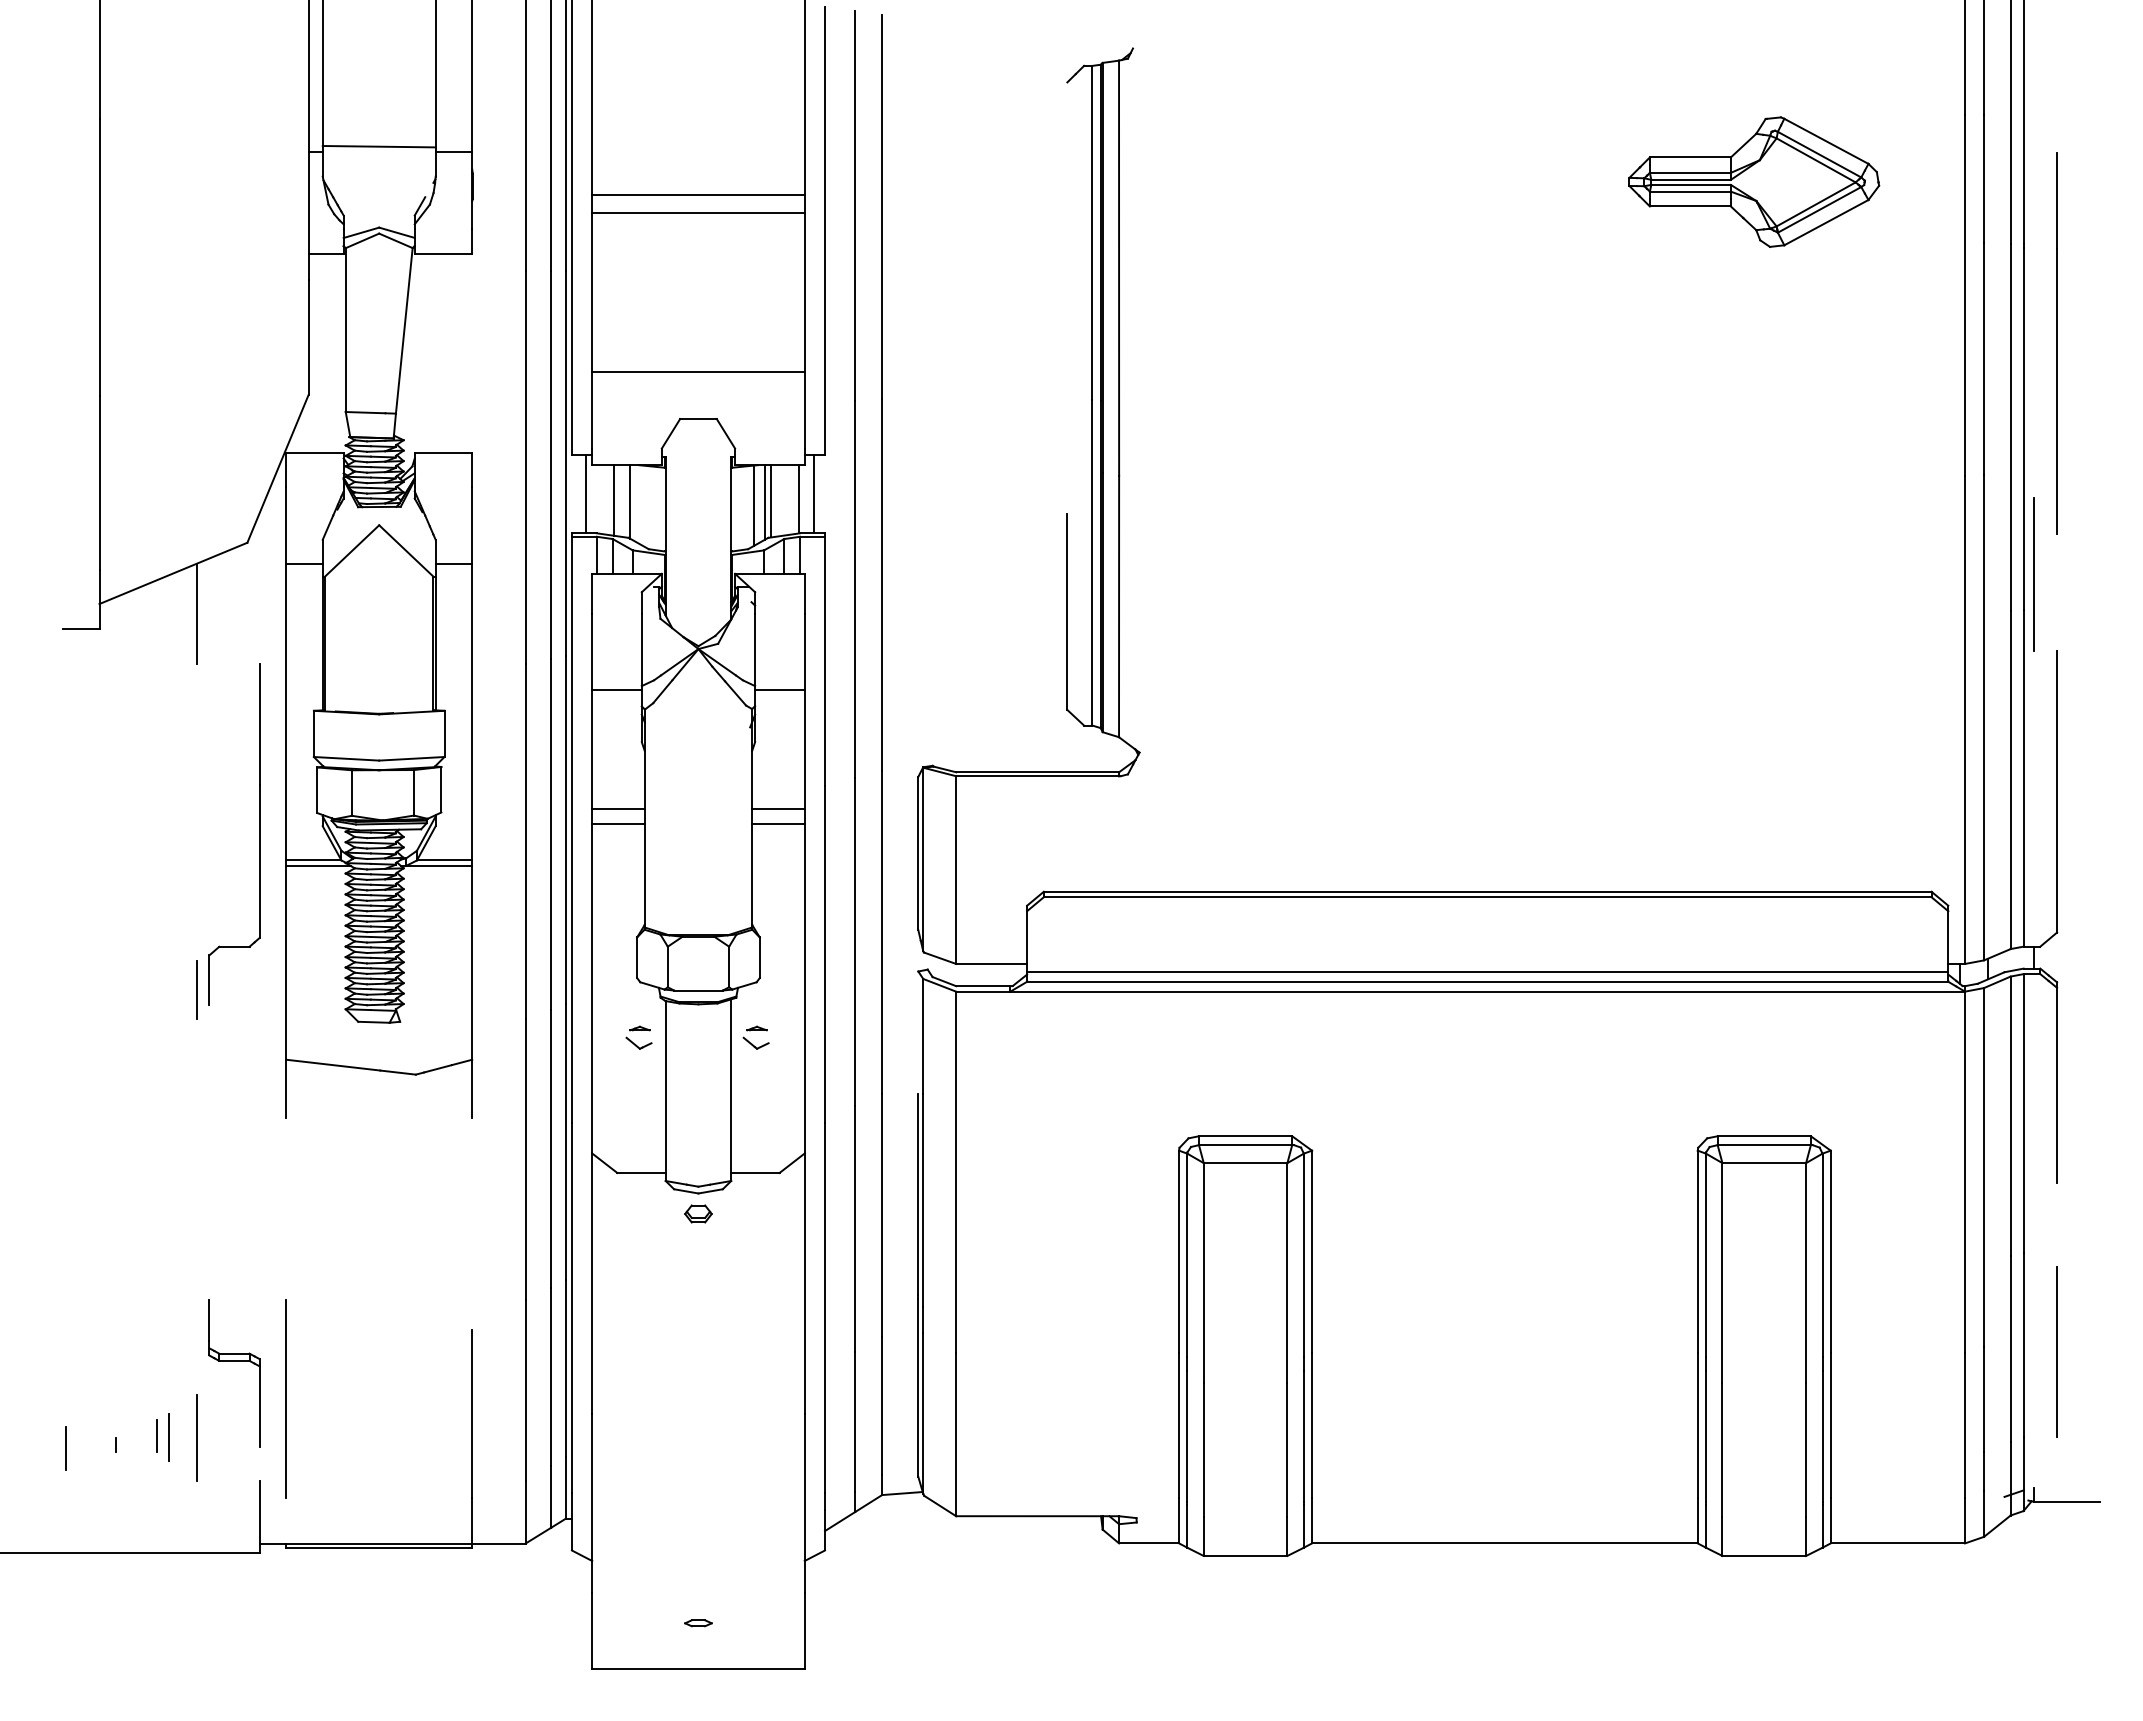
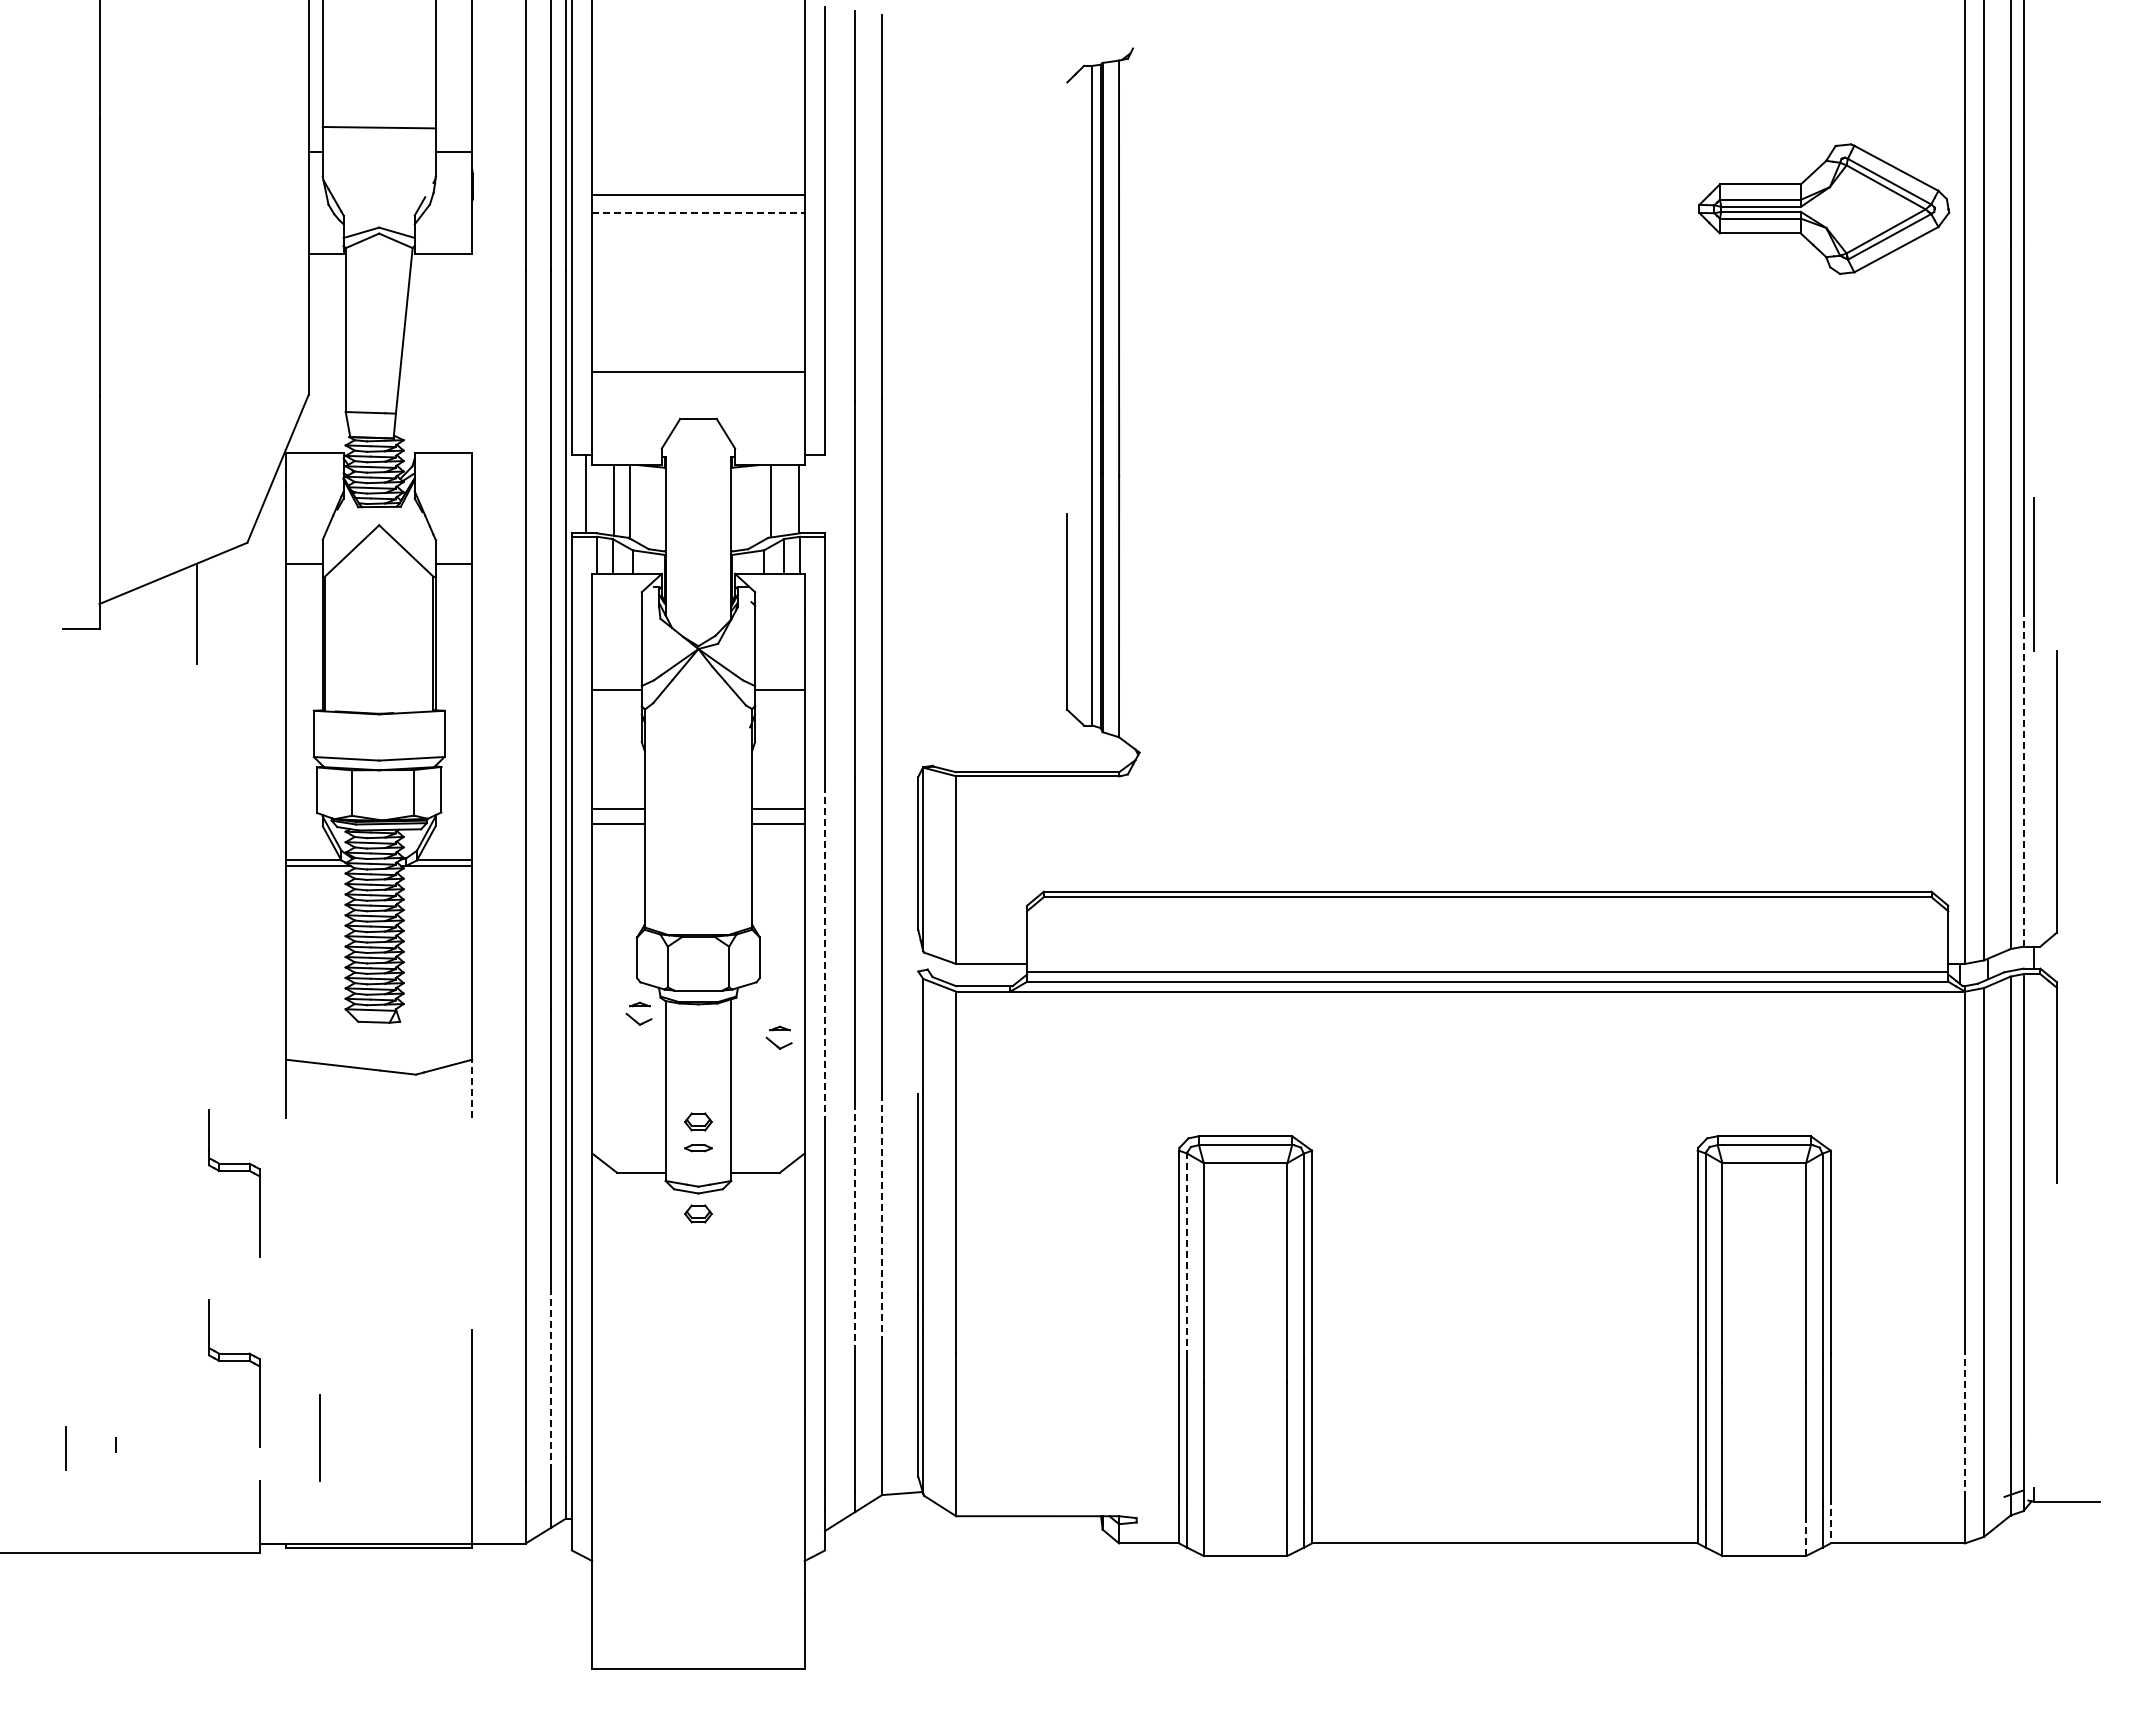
line position: (378, 146) -> (378, 127) (378, 127)
part position: (1754, 181) -> (1824, 208) (1824, 208)
line: solid -> dashed (698, 213)
line: present -> none (2056, 343)
line: present -> none (813, 494)
line: present -> none (764, 502)
line: present -> none (753, 505)
line: solid -> dashed (2023, 778)
part: present -> none (259, 834)
line: solid -> dashed (825, 954)
line: present -> none (196, 989)
part position: (635, 1043) -> (635, 1019) (635, 1019)
part position: (752, 1043) -> (775, 1043) (775, 1043)
line: solid -> dashed (472, 1088)
part: none -> present (698, 1121)
part: none -> present (234, 1171)
line: solid -> dashed (882, 1216)
line: solid -> dashed (855, 1228)
line: solid -> dashed (1187, 1256)
line: present -> none (2057, 1351)
line: solid -> dashed (551, 1377)
line: present -> none (285, 1398)
line: solid -> dashed (1965, 1424)
line: present -> none (156, 1435)
line: present -> none (169, 1437)
line position: (196, 1437) -> (319, 1437) (319, 1437)
line: solid -> dashed (1830, 1520)
line: solid -> dashed (1806, 1536)
part position: (698, 1623) -> (698, 1148) (698, 1148)
